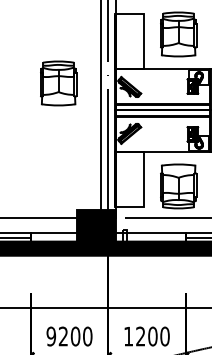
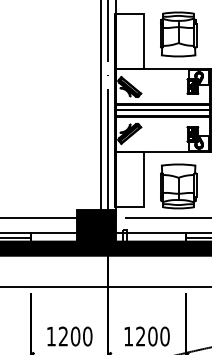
part: present -> none (58, 83)
line position: (105, 308) -> (105, 287) (105, 287)
text: 9200 -> 1200 (51, 336)
